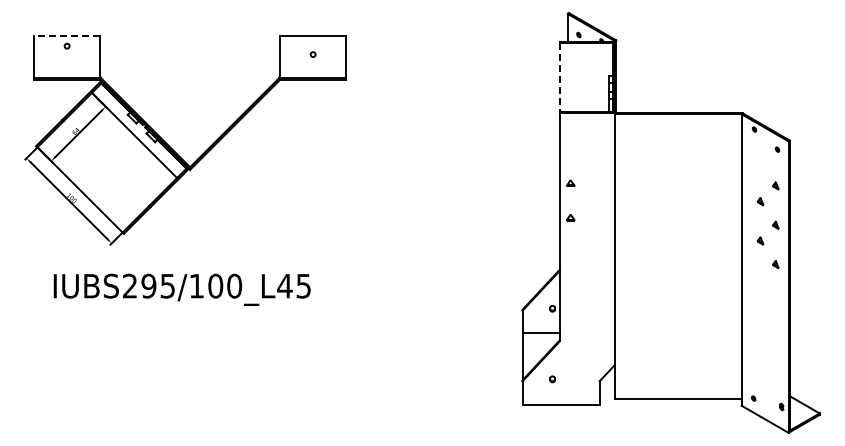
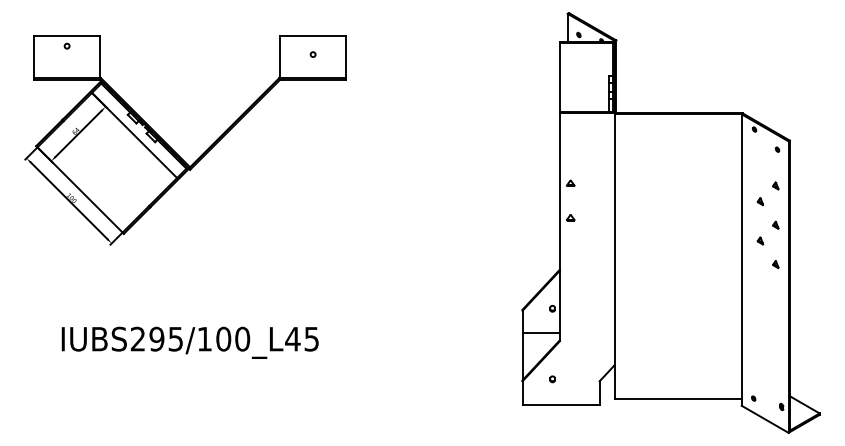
line: dashed -> solid (66, 35)
line: dashed -> solid (559, 77)
text position: (181, 289) -> (189, 342) (189, 342)
